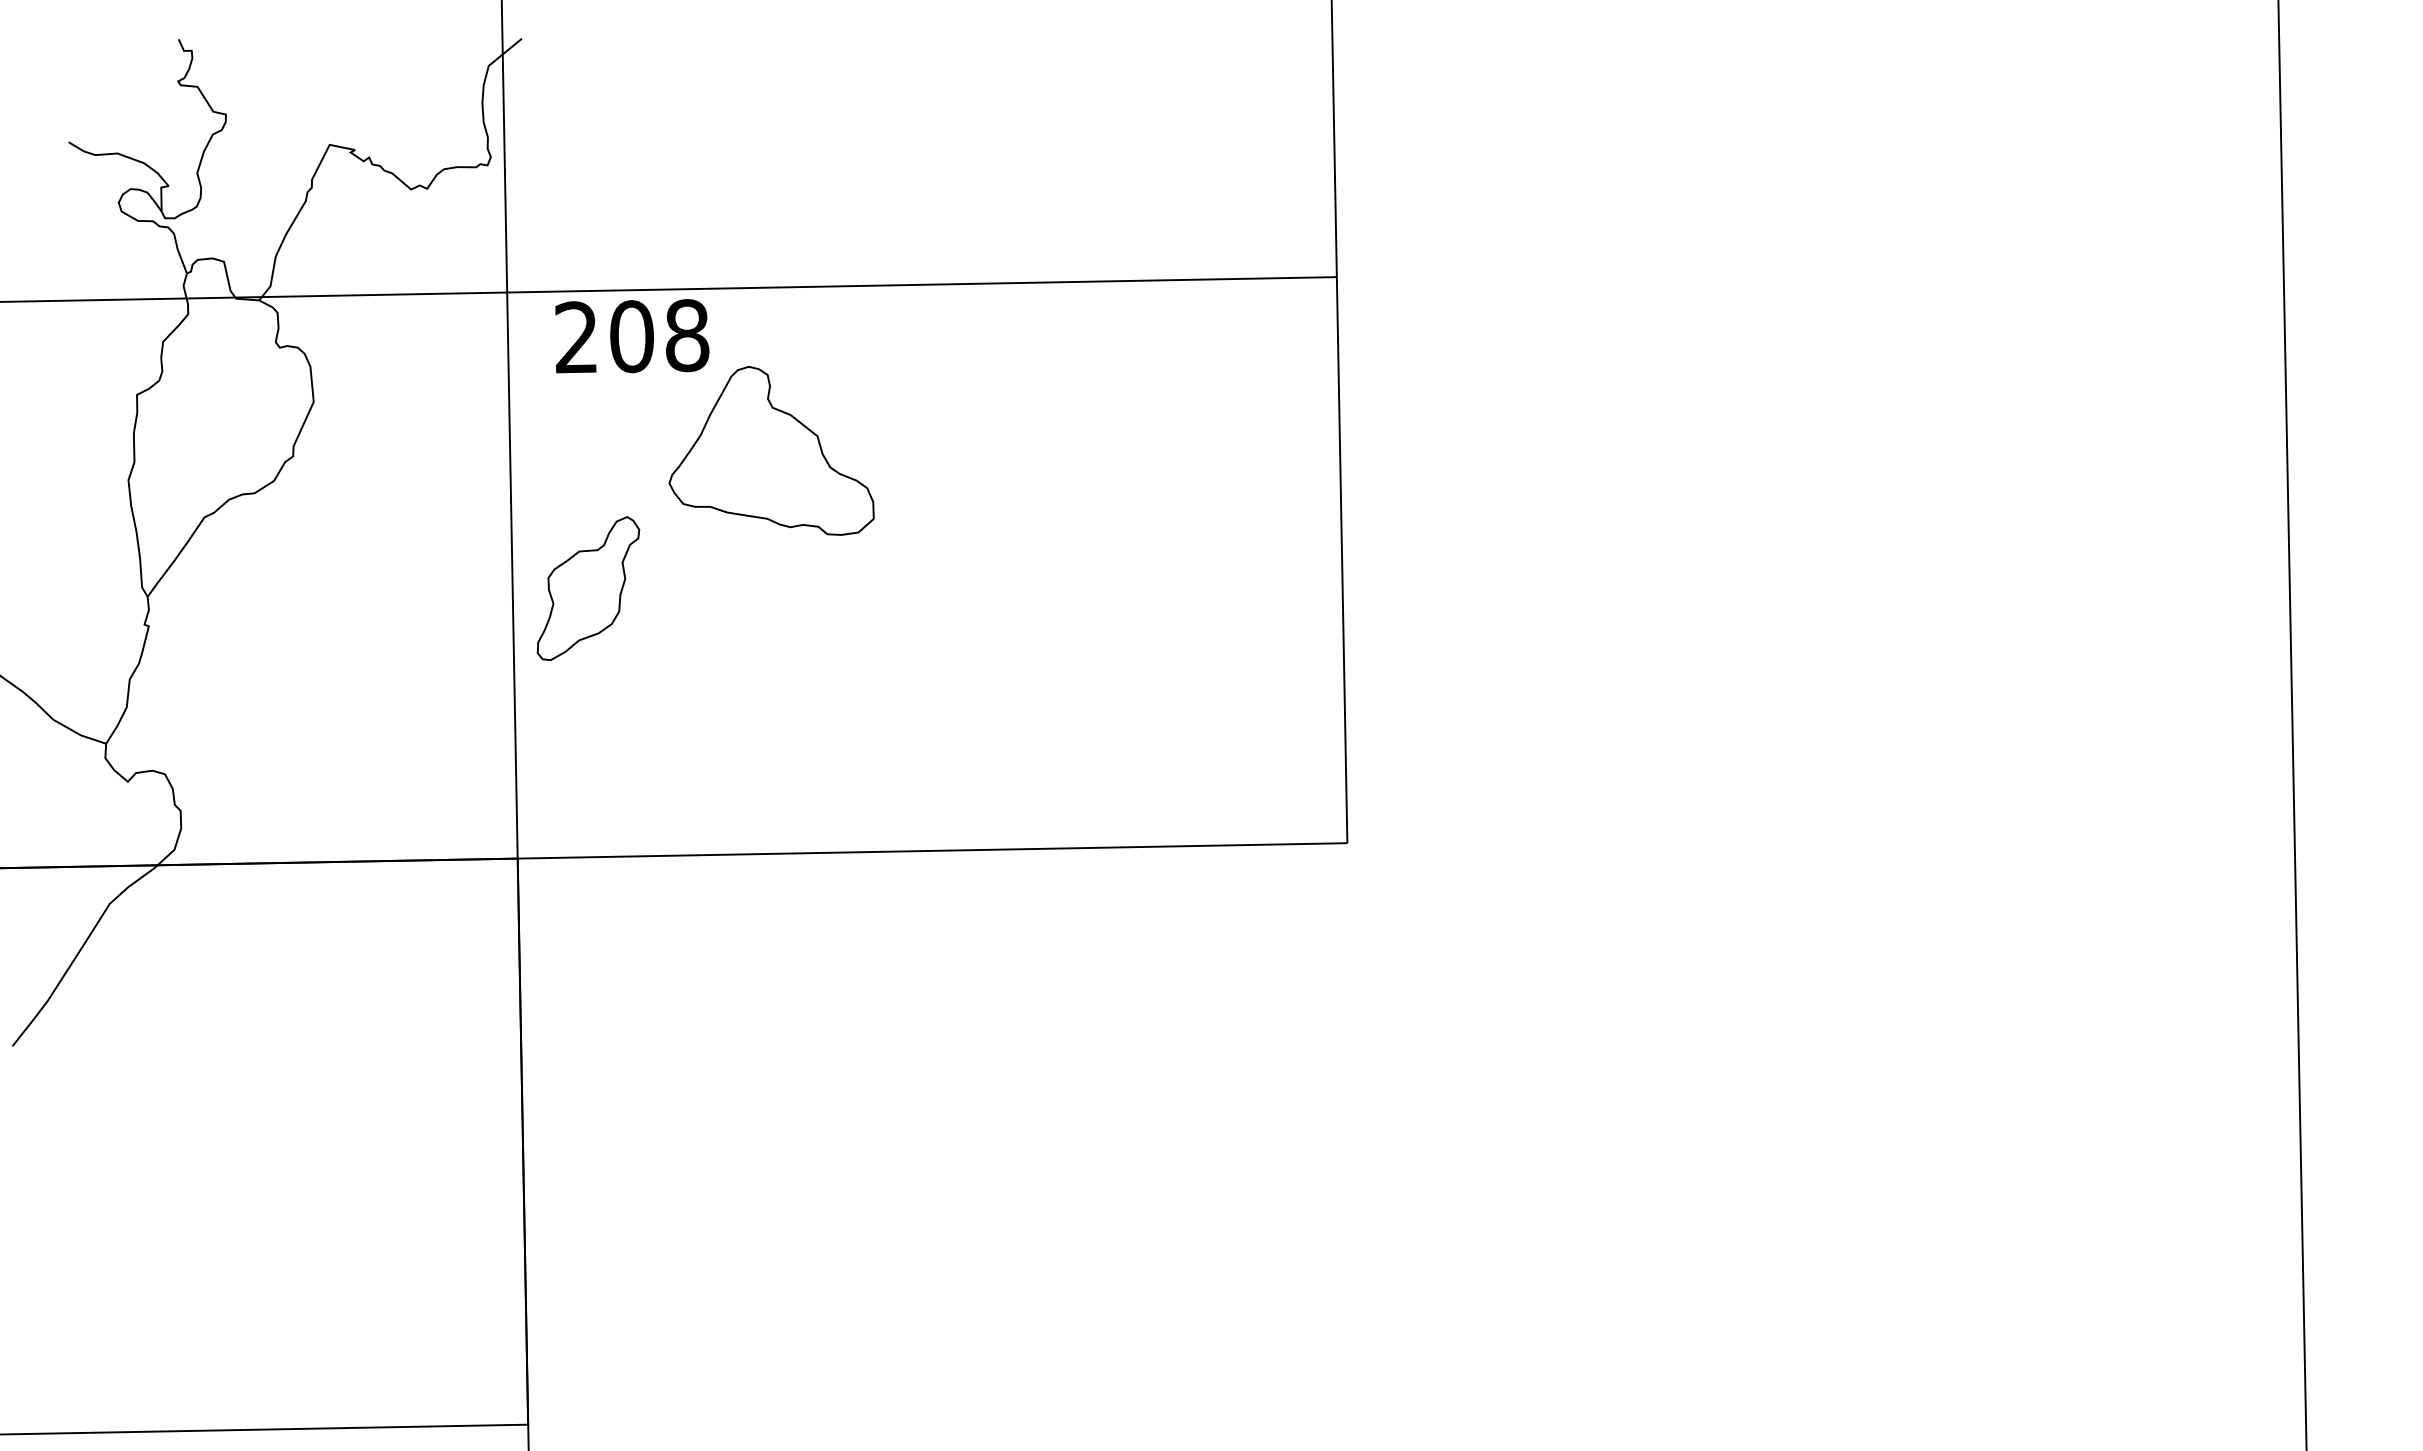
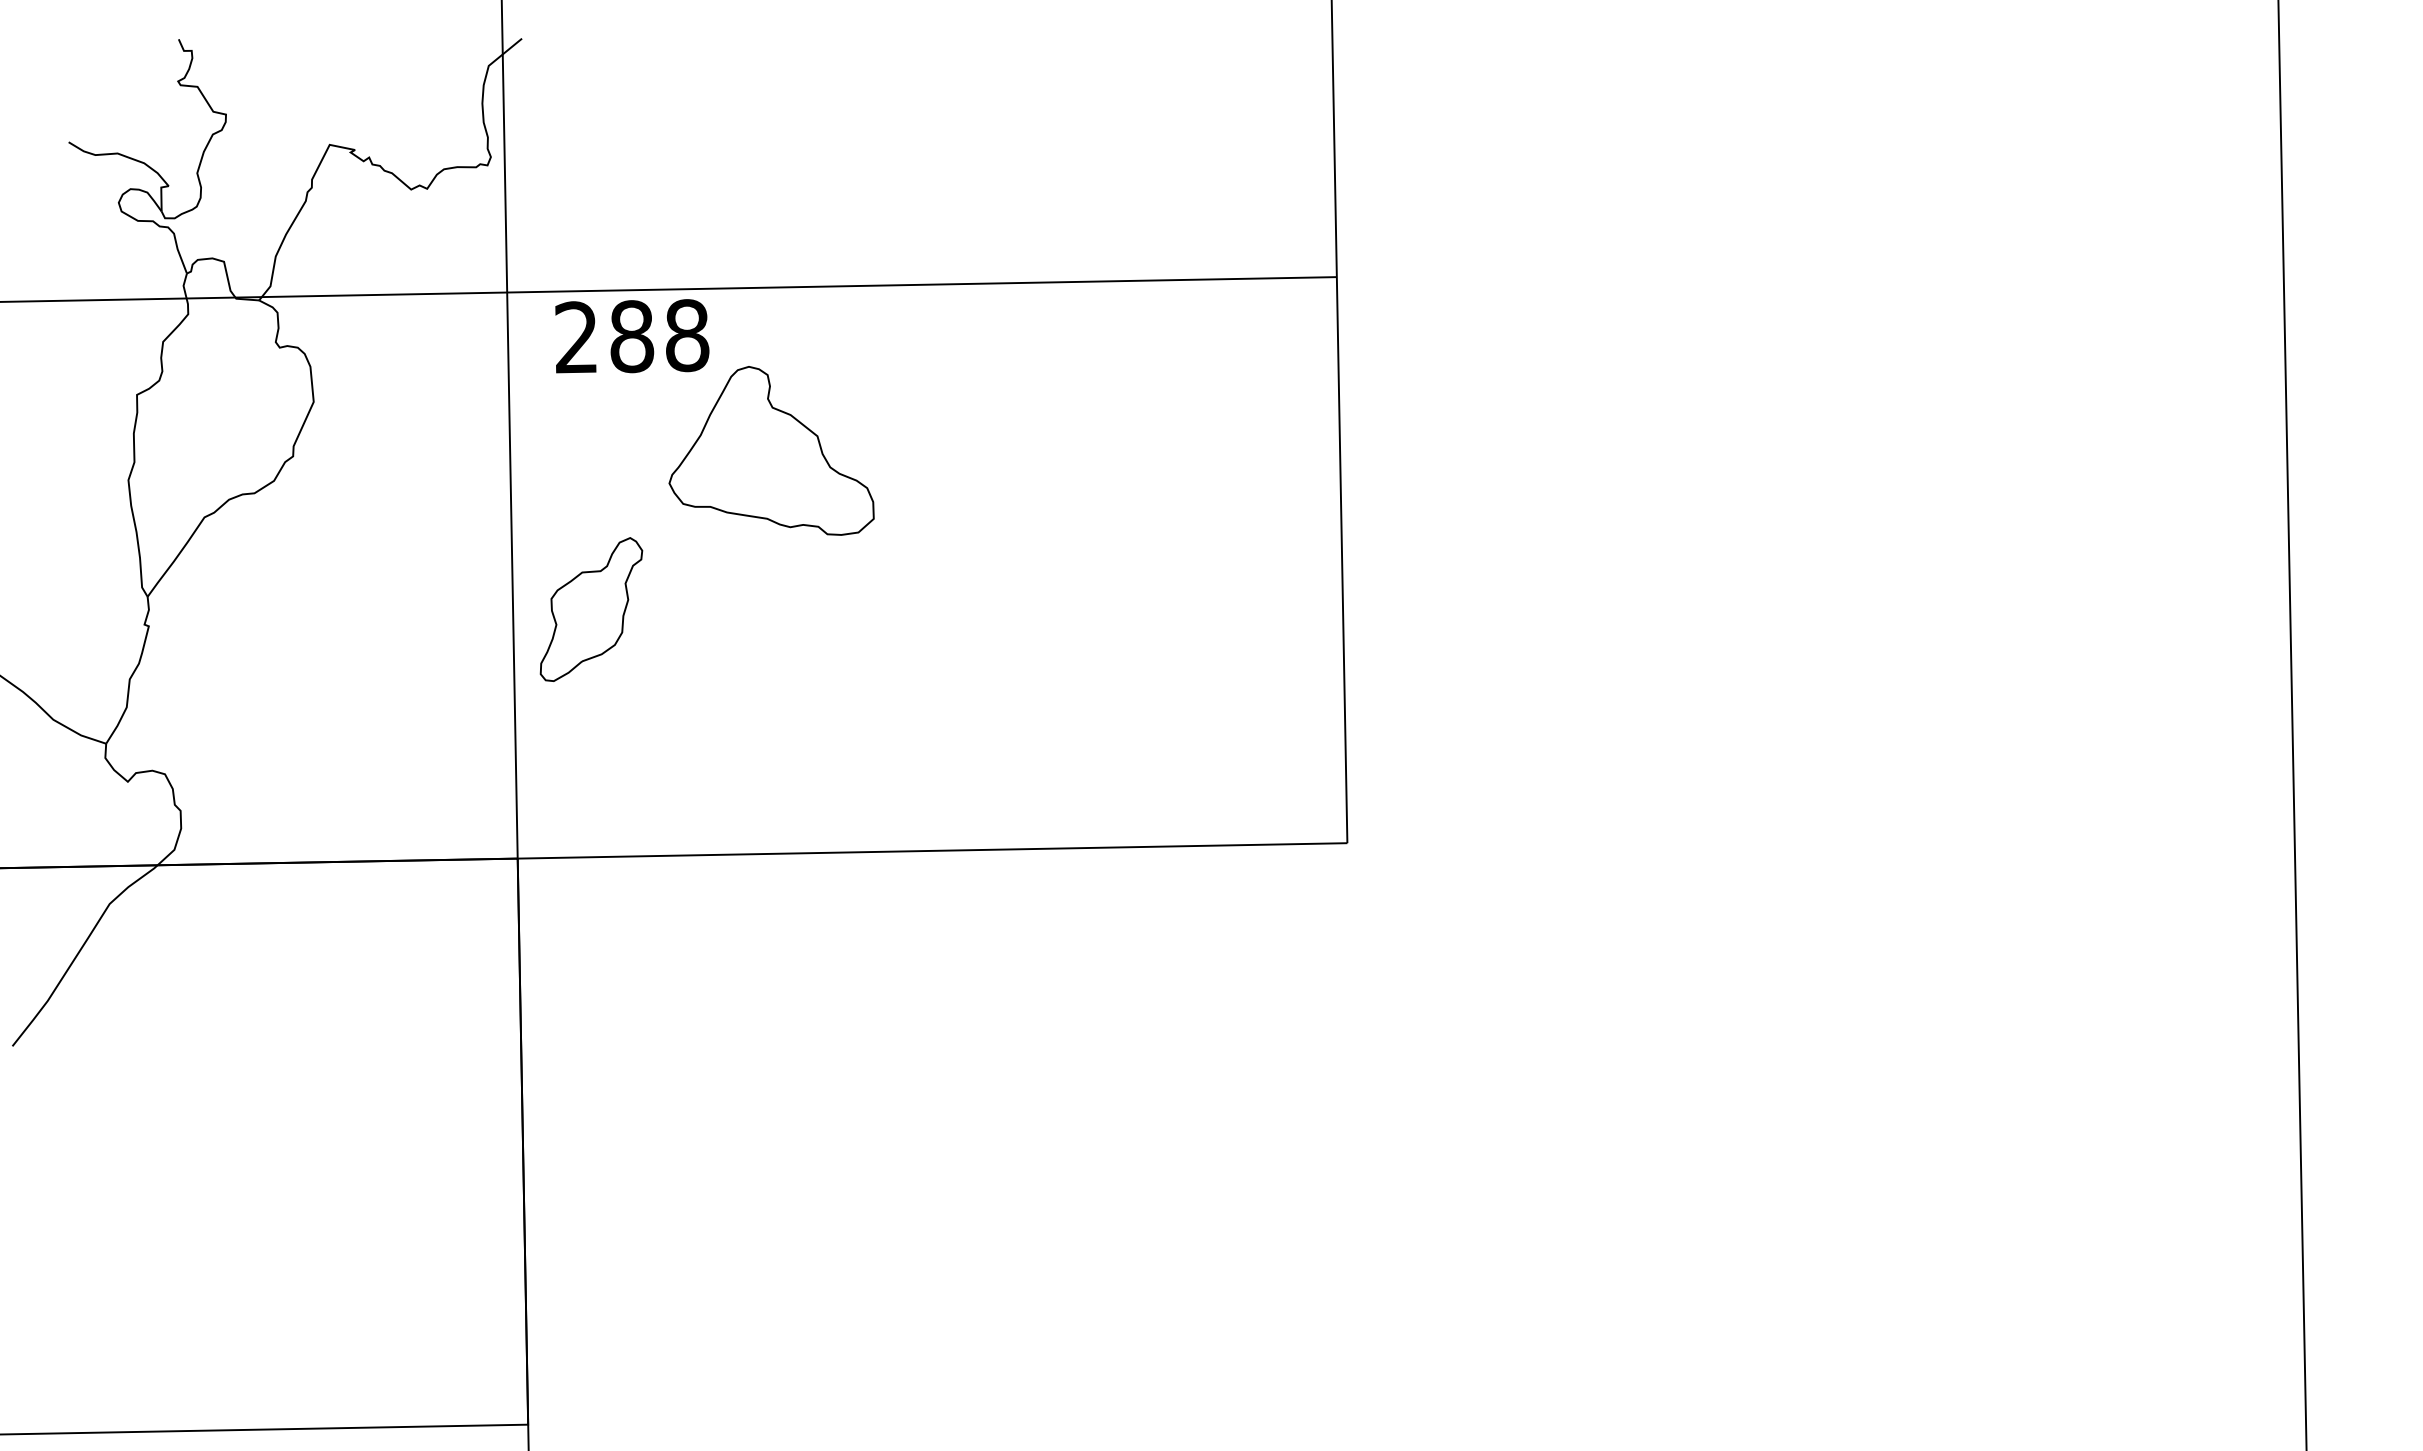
text: 208 -> 288 (632, 336)
part position: (588, 588) -> (591, 609) (591, 609)
